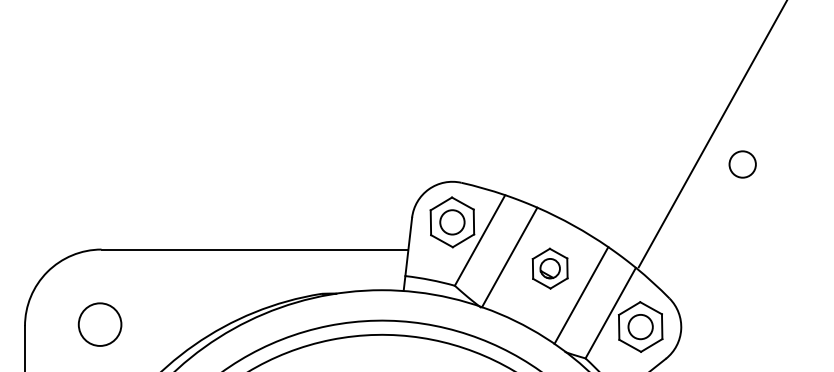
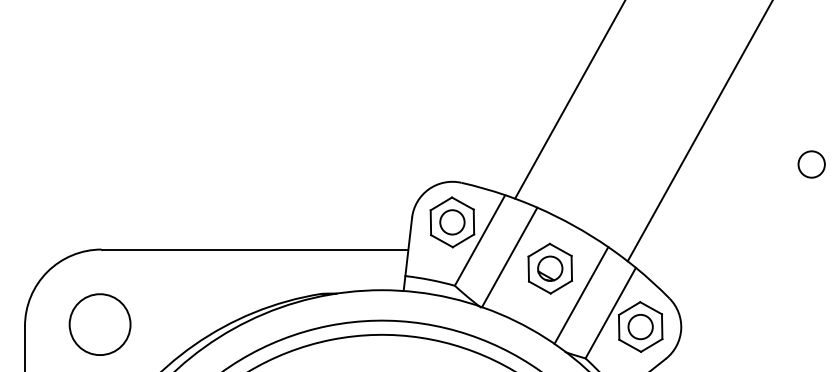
line: none -> present (569, 100)
line position: (711, 134) -> (699, 131) (699, 131)
circle position: (742, 164) -> (811, 164) (811, 164)
part size: 38x43 px -> 46x53 px (549, 268)
circle diameter: 43 px -> 61 px (99, 324)
